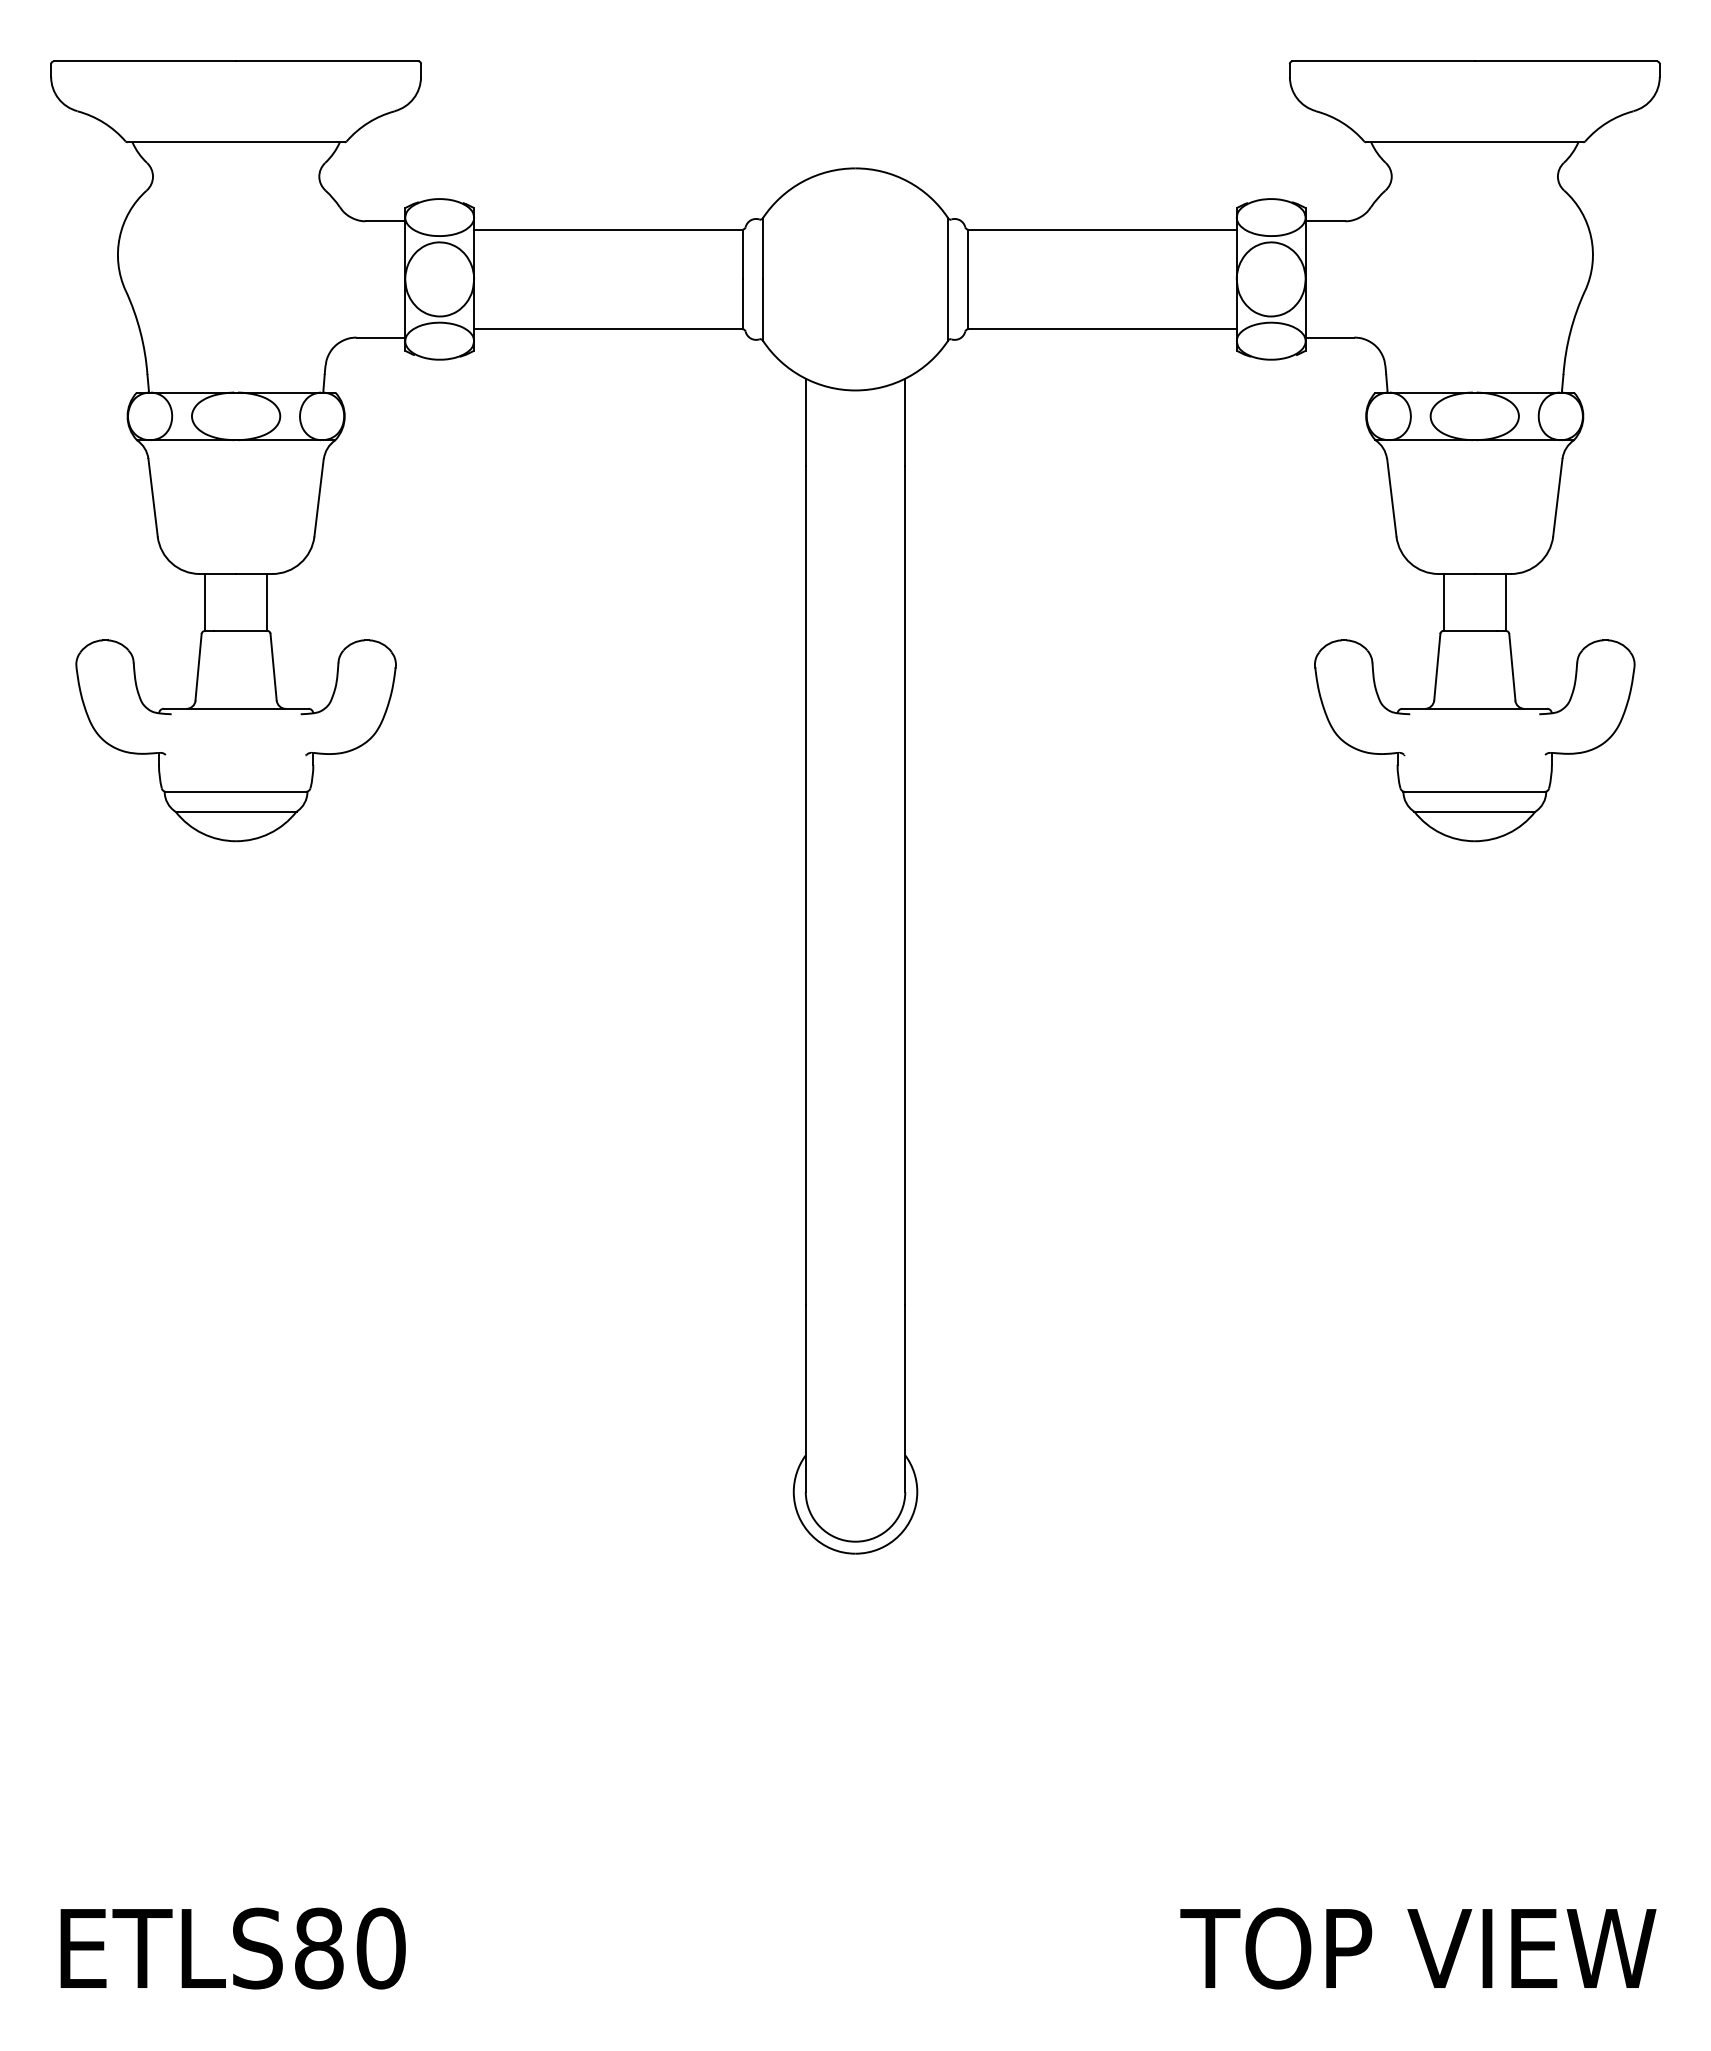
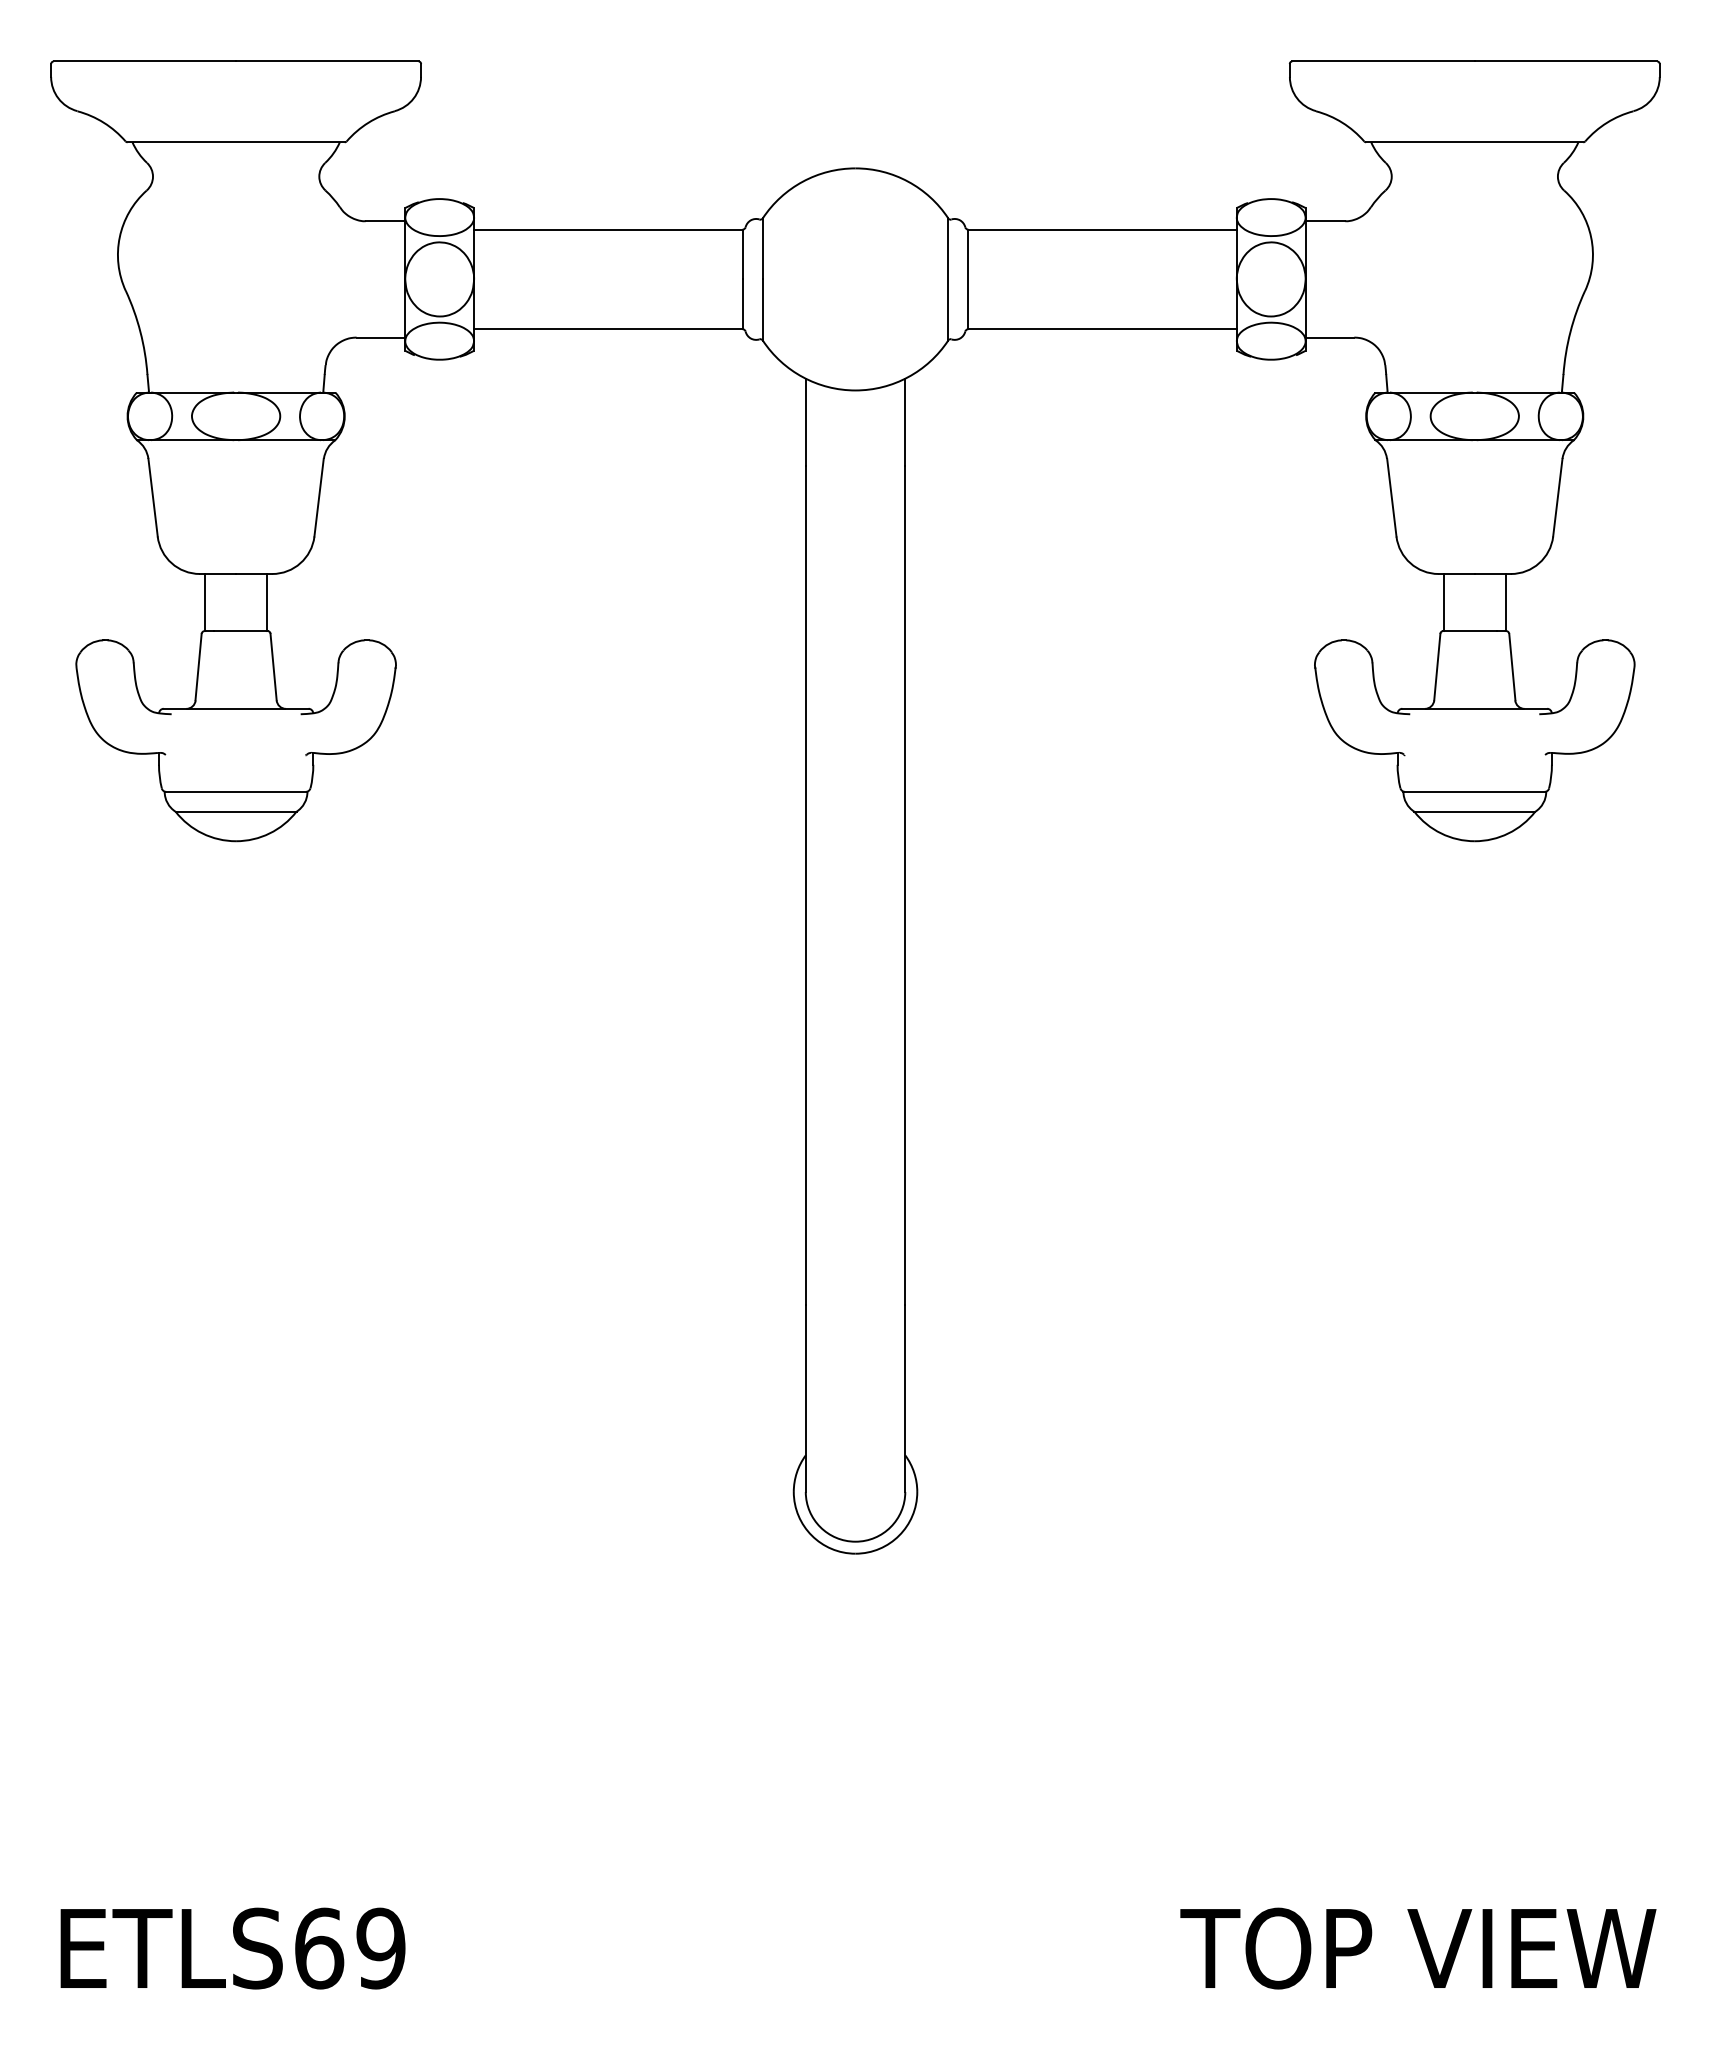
text: ETLS80 -> ETLS69 (350, 1948)
